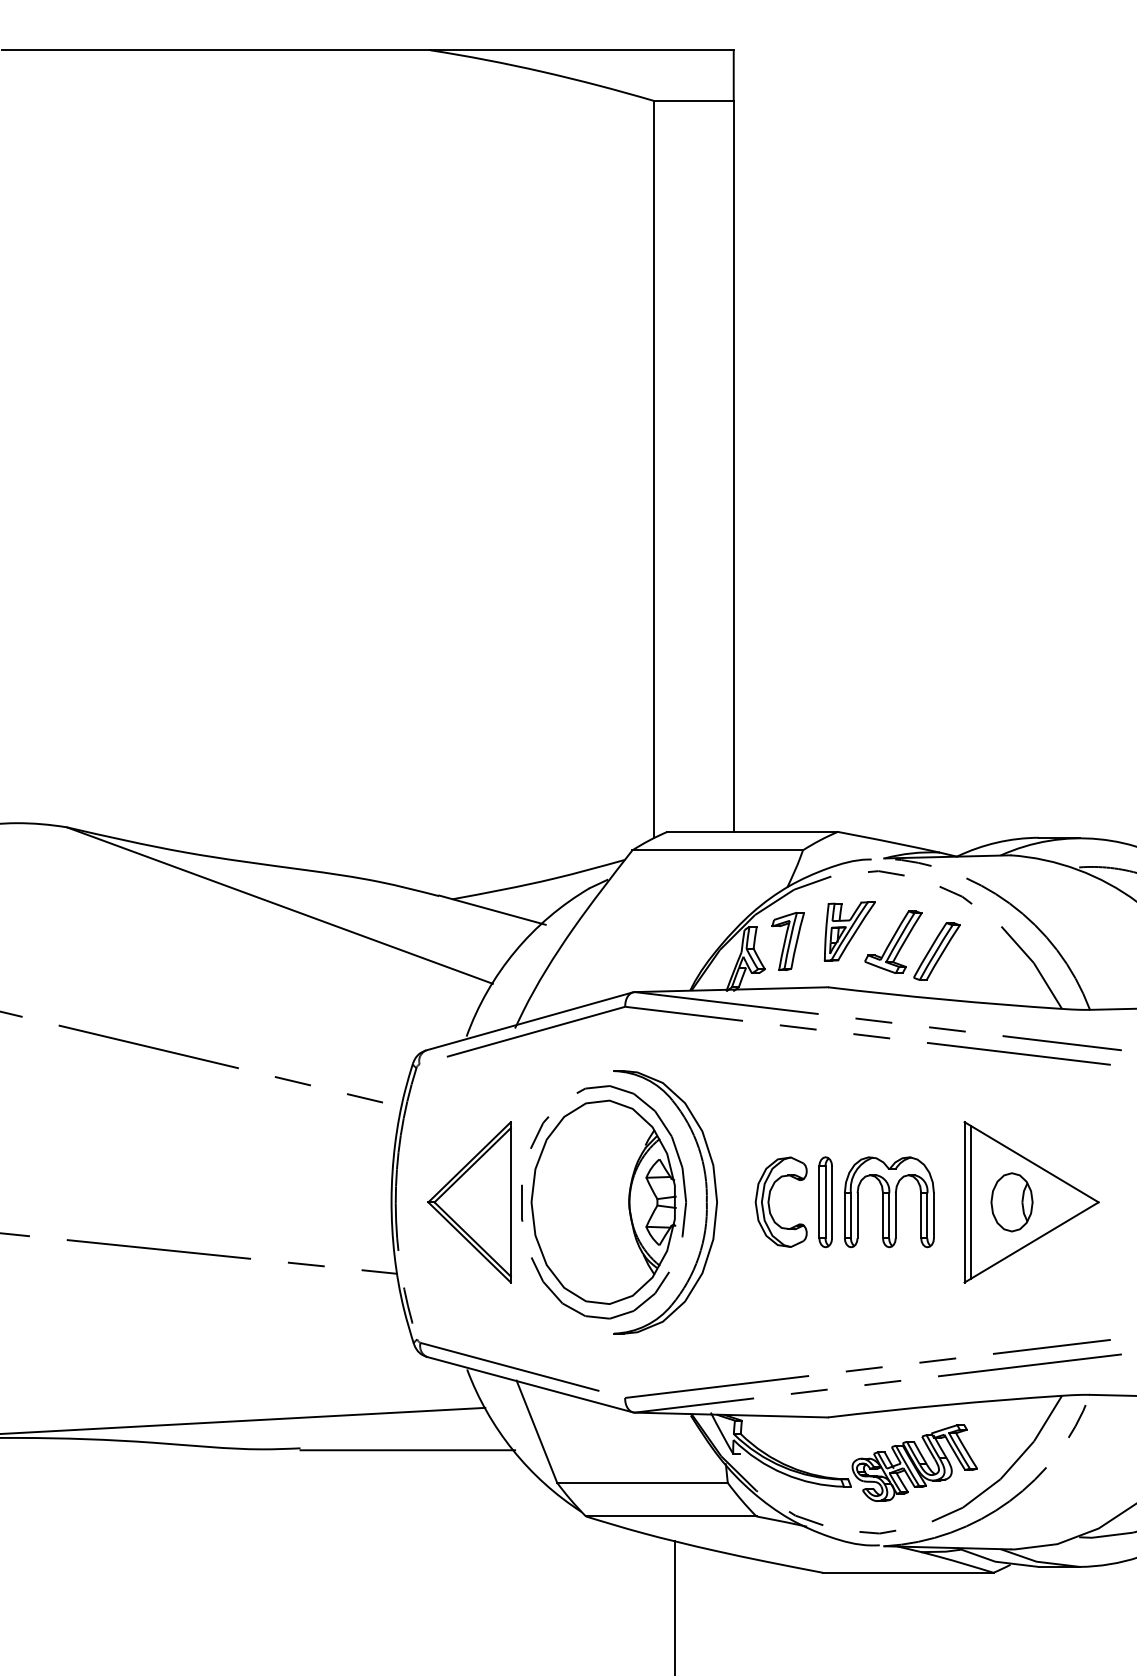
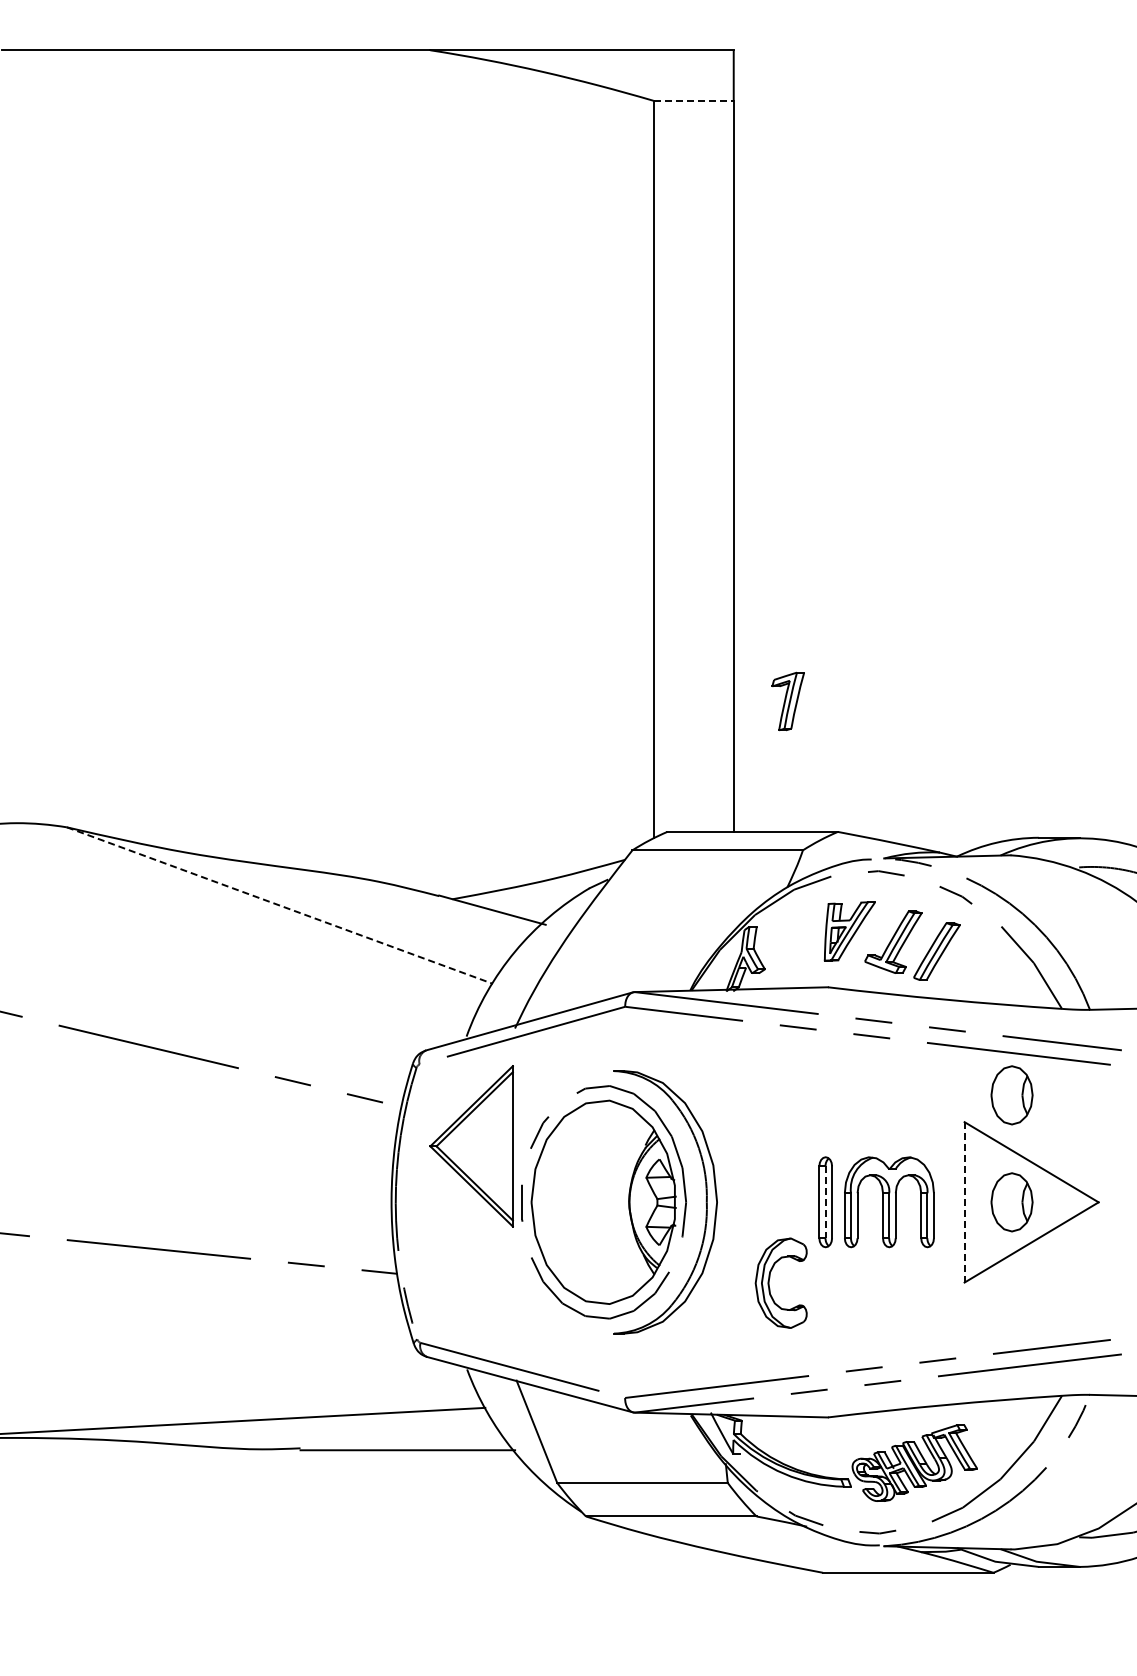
line: solid -> dashed (694, 100)
line: solid -> dashed (279, 905)
part position: (787, 941) -> (787, 701) (787, 701)
part: none -> present (1011, 1095)
part position: (770, 1197) -> (770, 1278) (770, 1278)
line: present -> none (970, 1201)
part position: (469, 1202) -> (471, 1146) (471, 1146)
line: solid -> dashed (825, 1202)
line: solid -> dashed (964, 1202)
line: present -> none (675, 1606)
